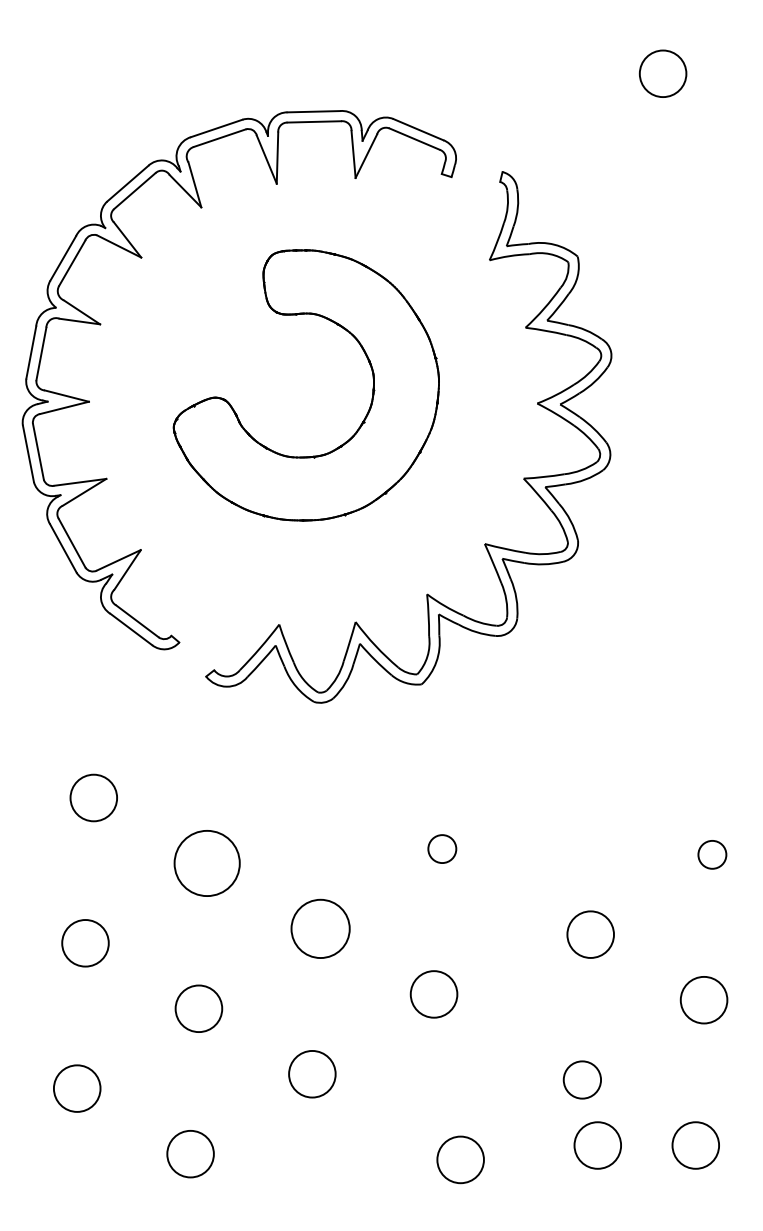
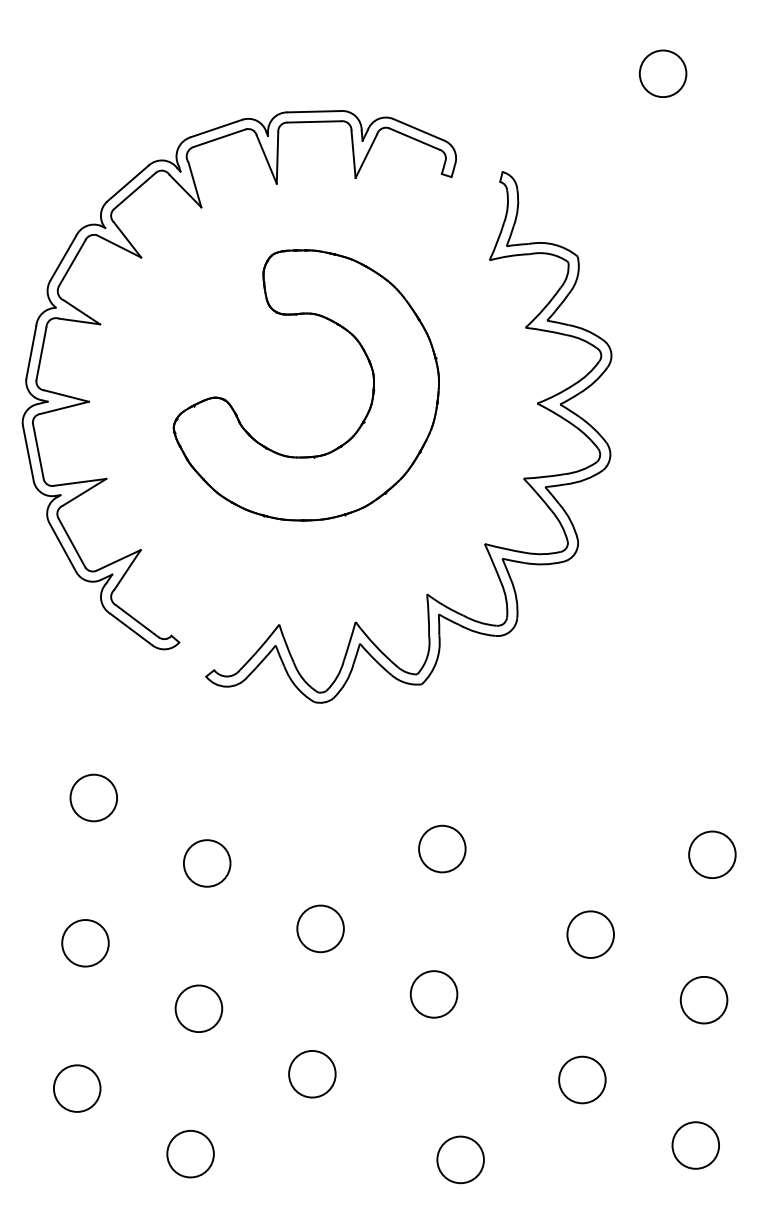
circle diameter: 28 px -> 47 px (442, 848)
circle diameter: 28 px -> 47 px (712, 854)
circle diameter: 65 px -> 47 px (206, 863)
circle diameter: 58 px -> 47 px (320, 928)
circle size: 40x40 px -> 49x50 px (582, 1079)
circle: present -> none (597, 1145)
